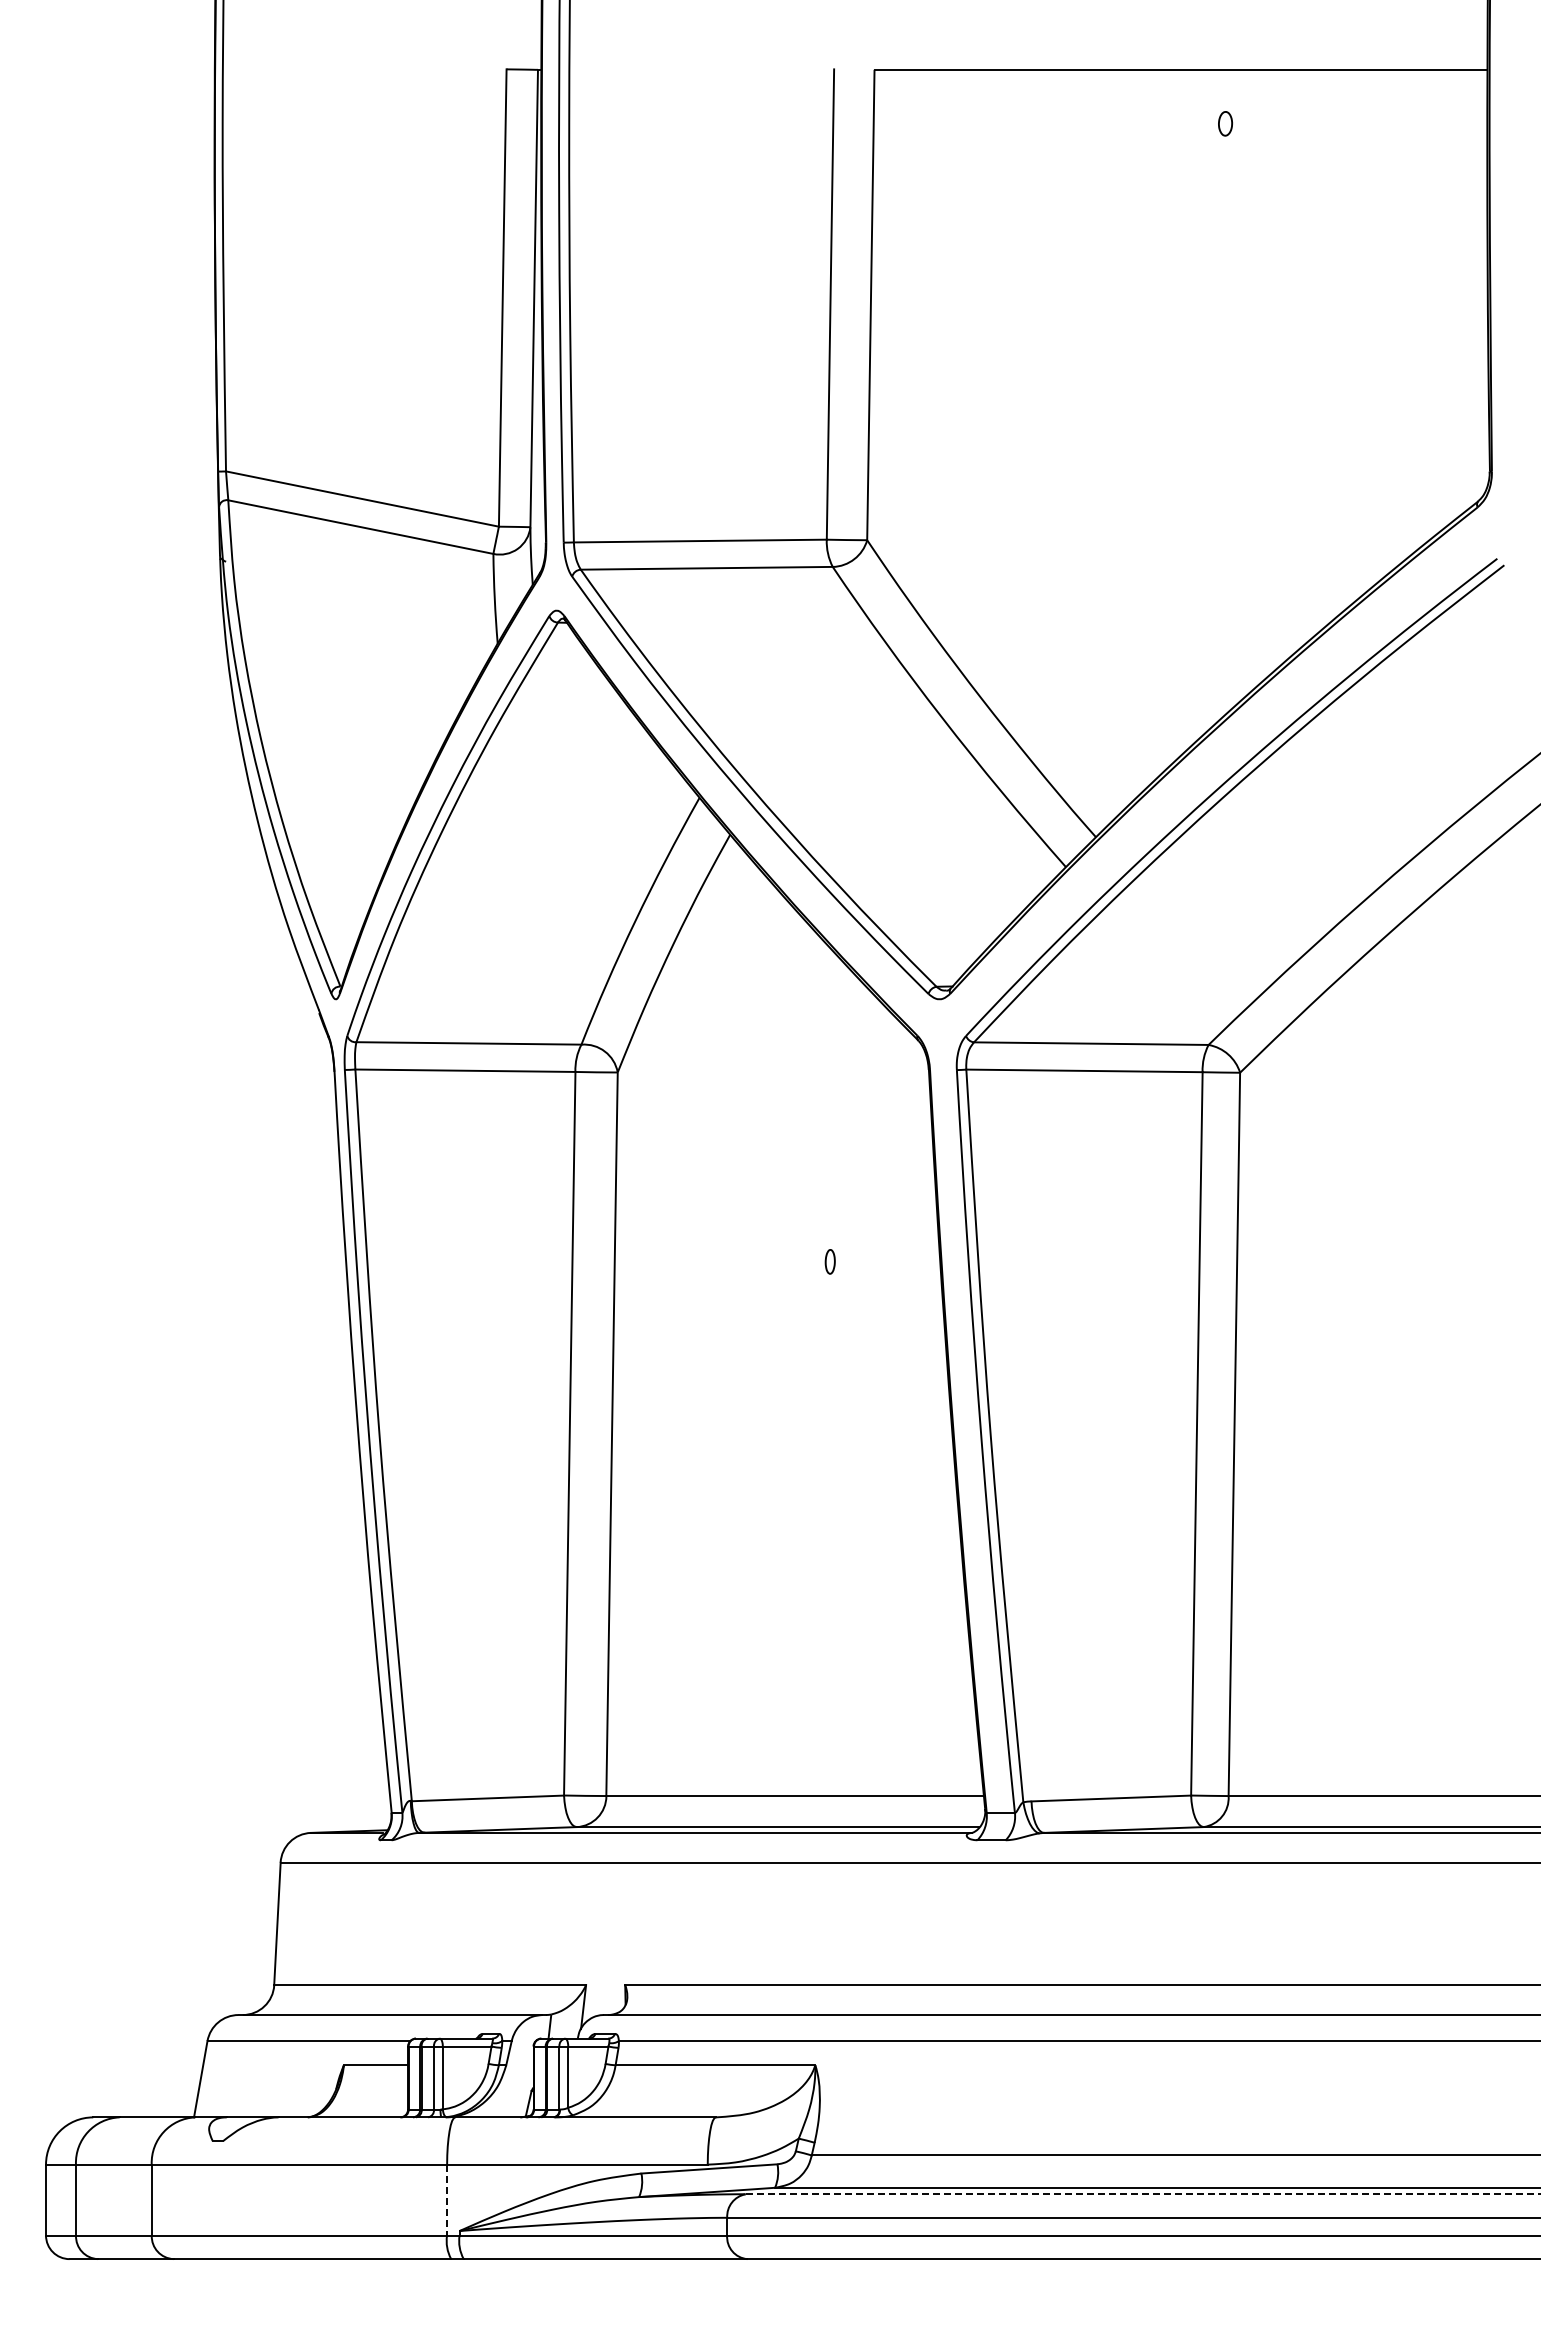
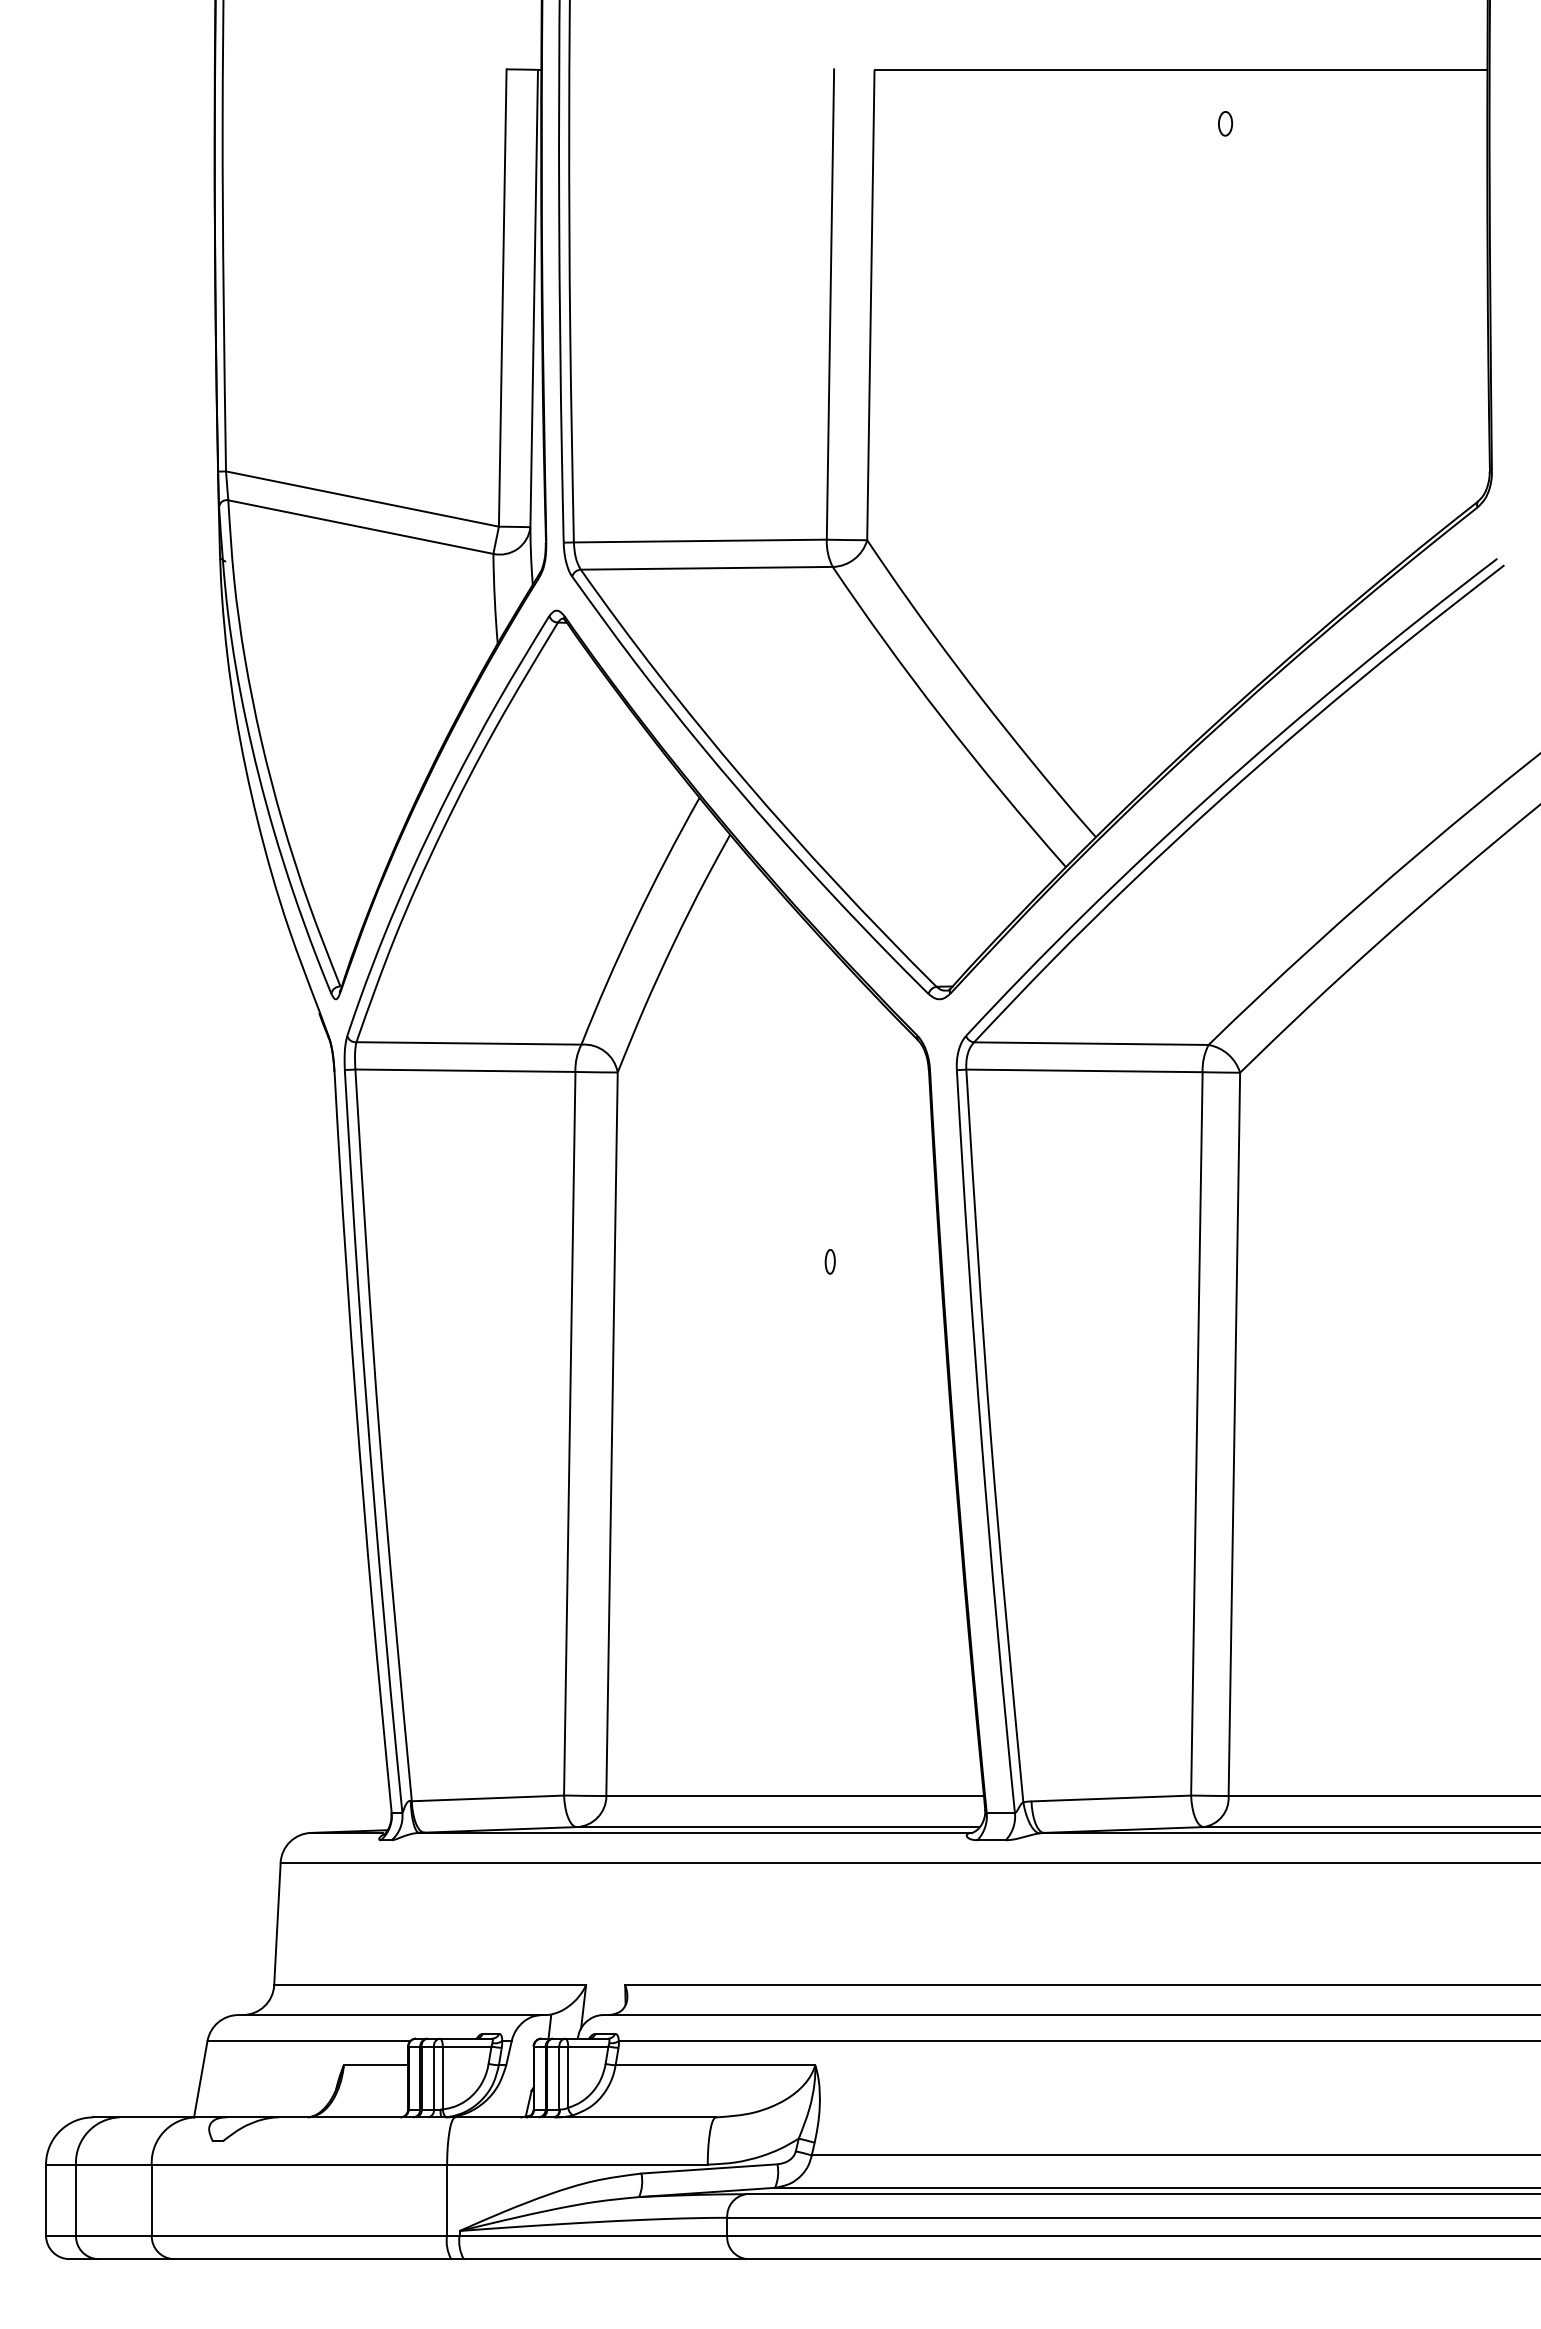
line: dashed -> solid (1143, 2194)
line: dashed -> solid (447, 2200)
